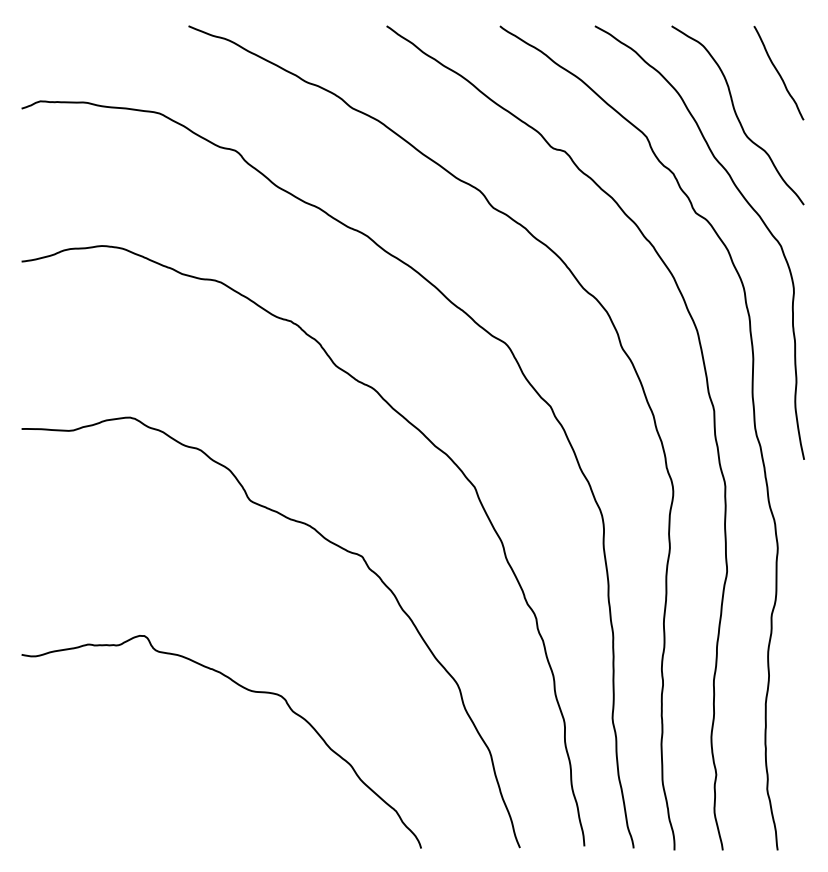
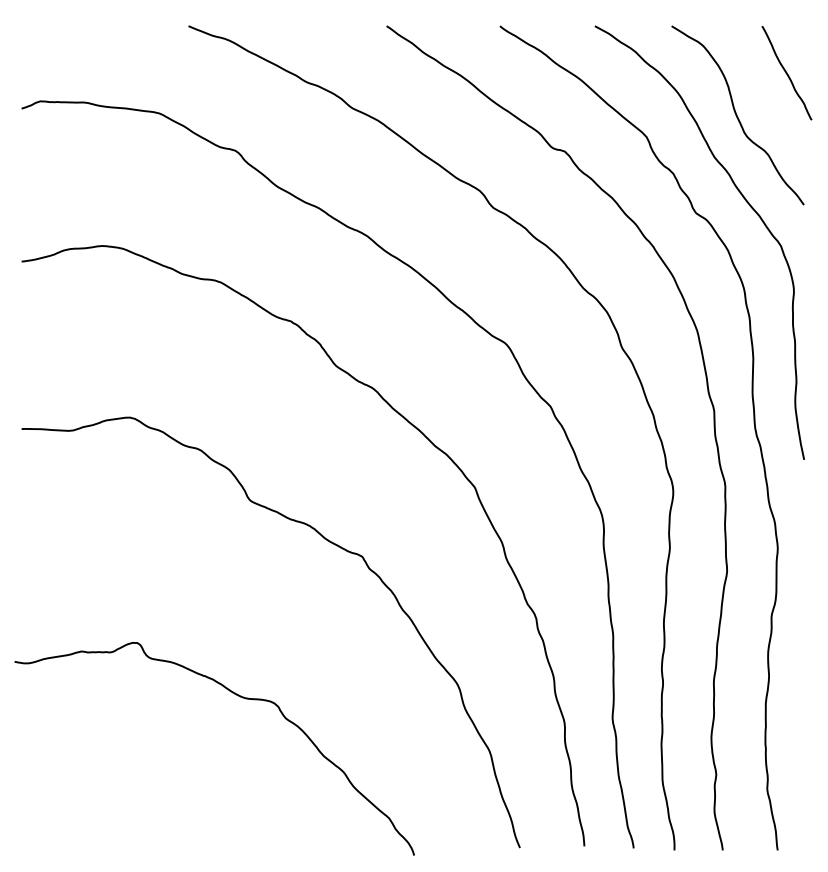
curve position: (778, 73) -> (786, 73) (786, 73)
curve position: (247, 690) -> (240, 697) (240, 697)
